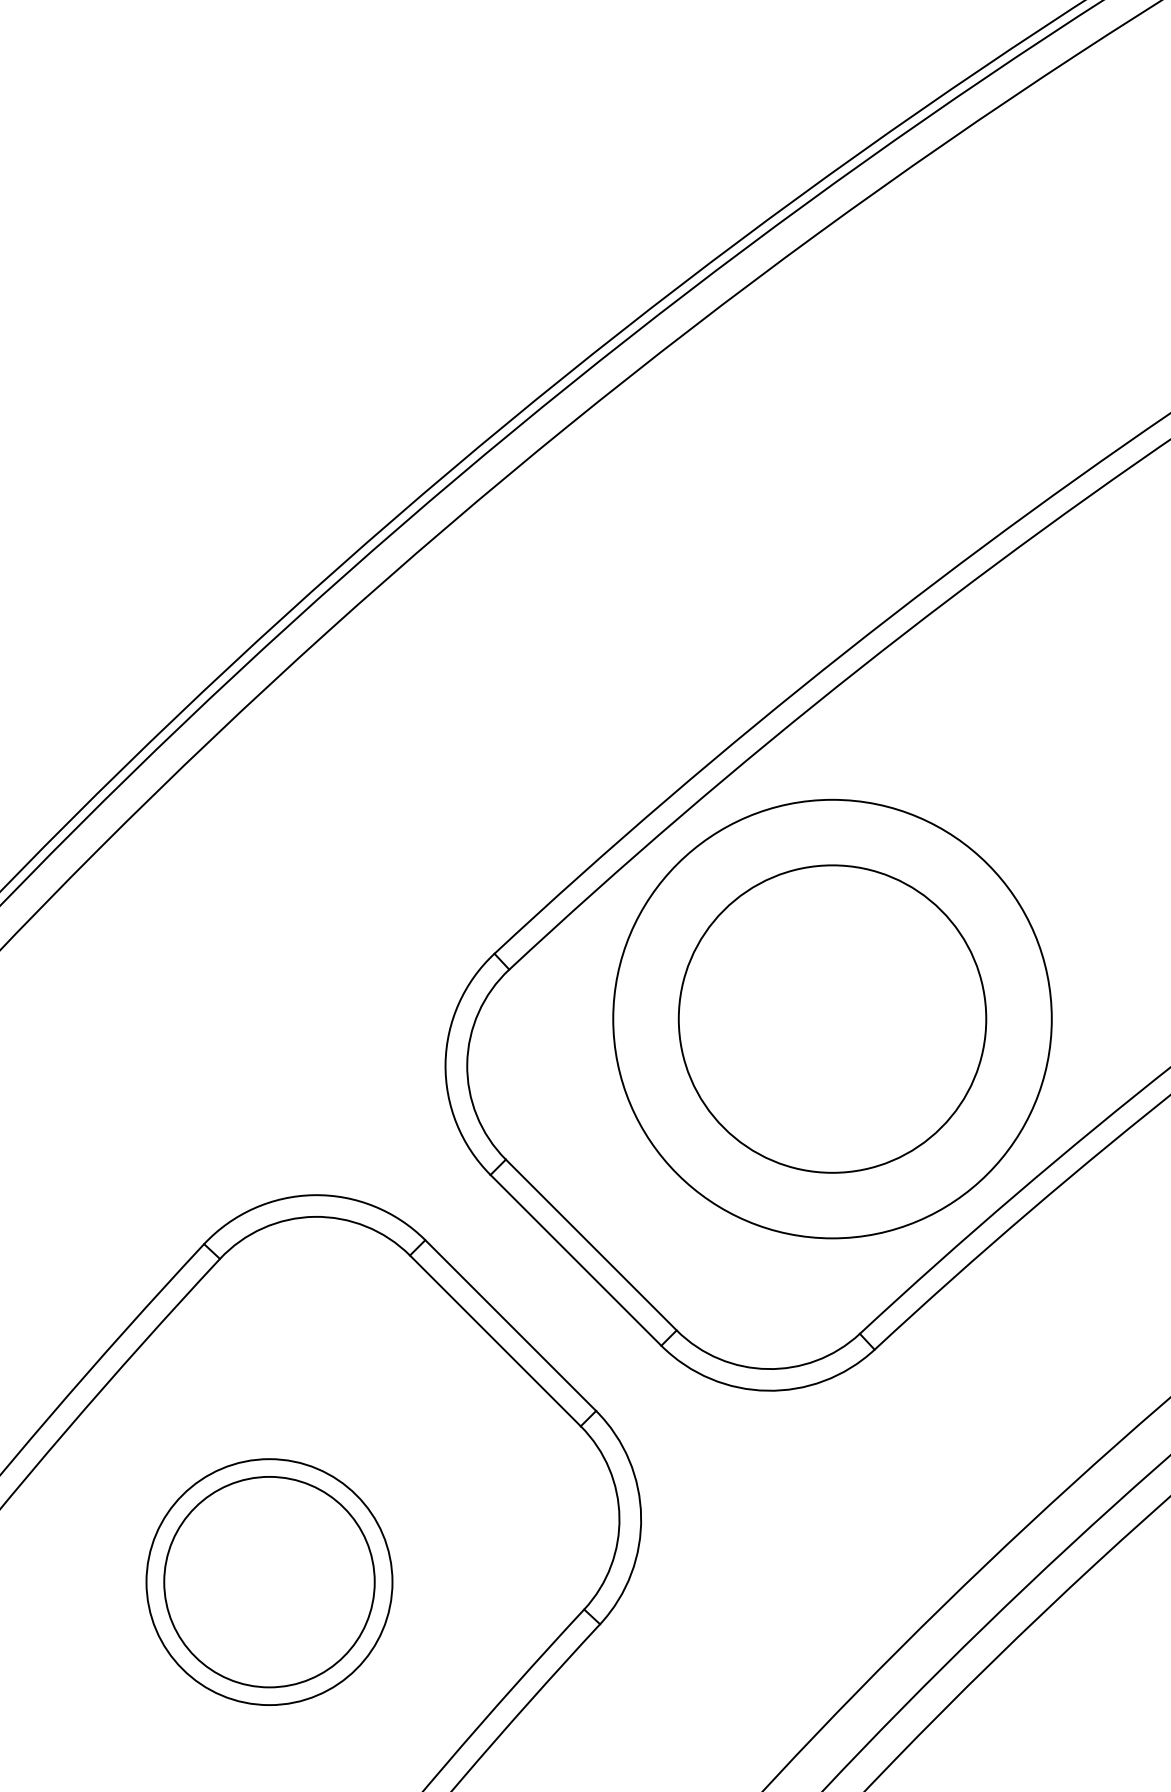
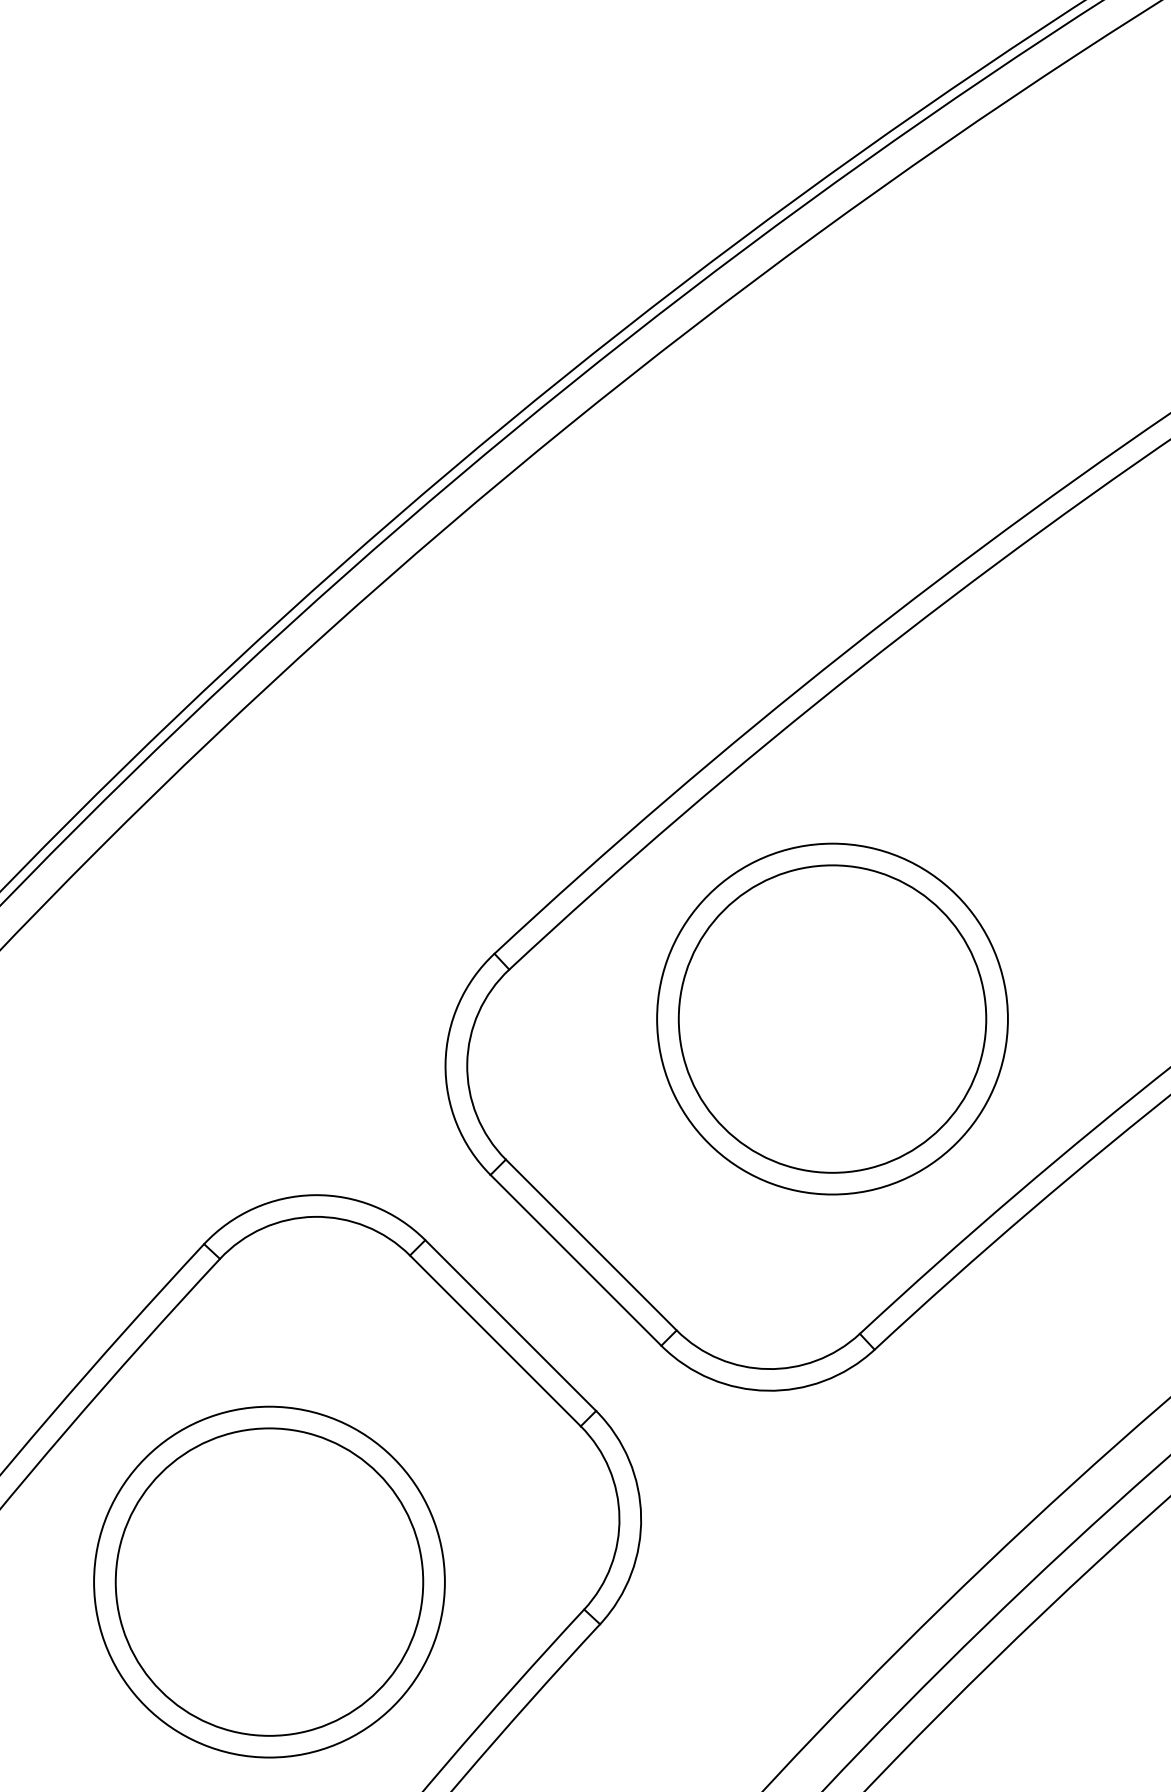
circle diameter: 439 px -> 351 px (832, 1018)
circle diameter: 211 px -> 351 px (269, 1581)
circle diameter: 246 px -> 307 px (269, 1581)
